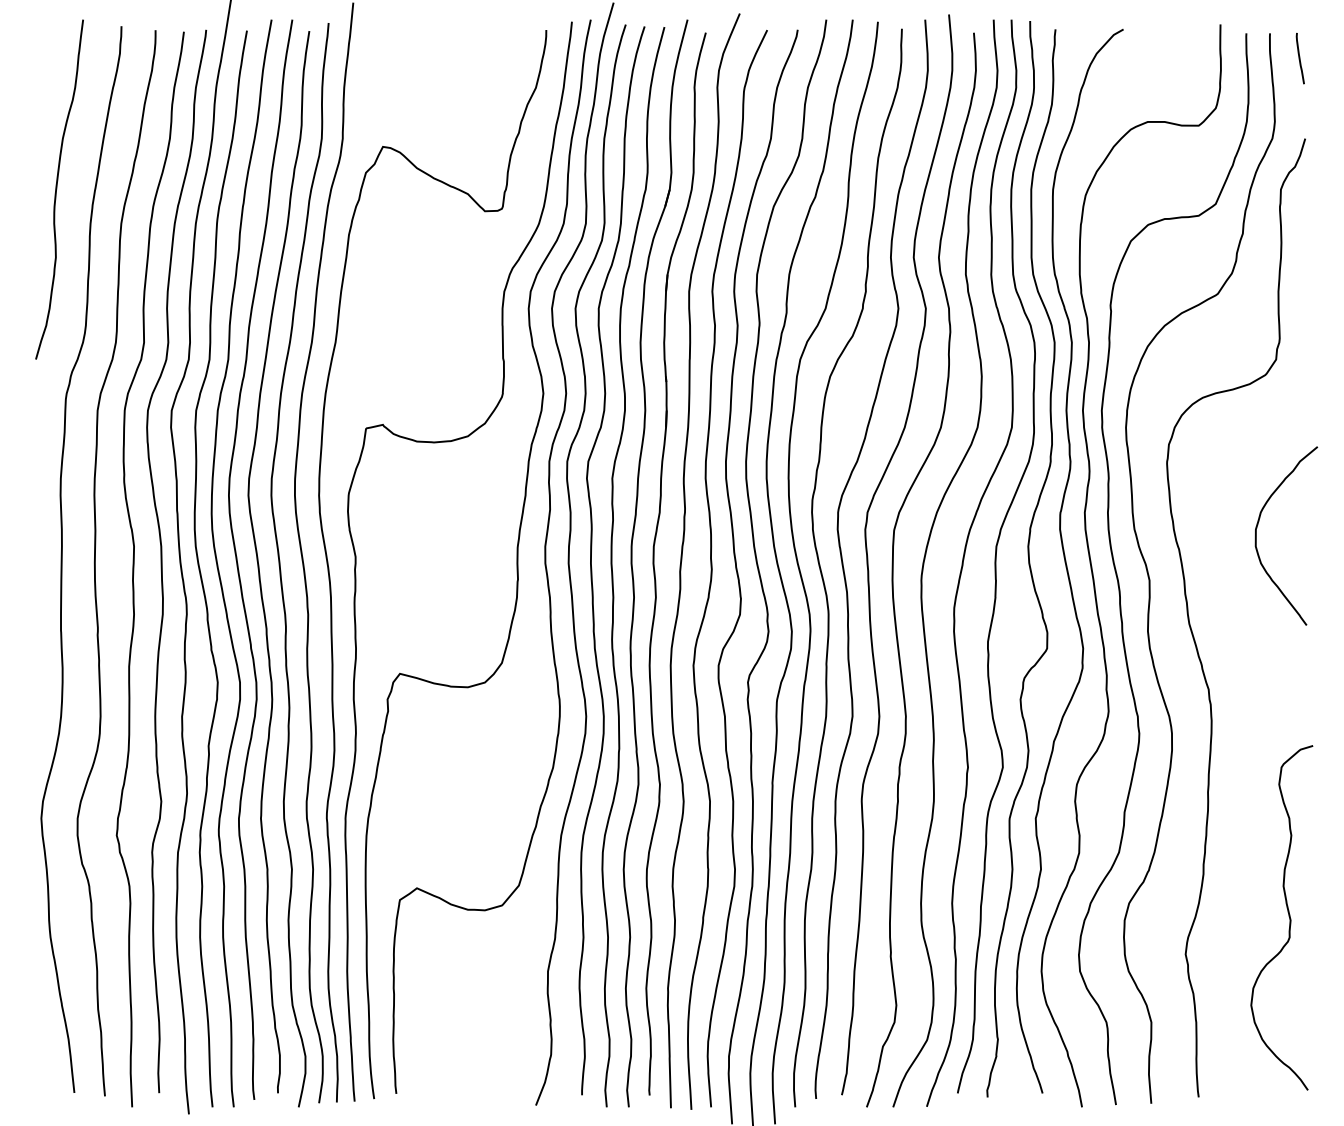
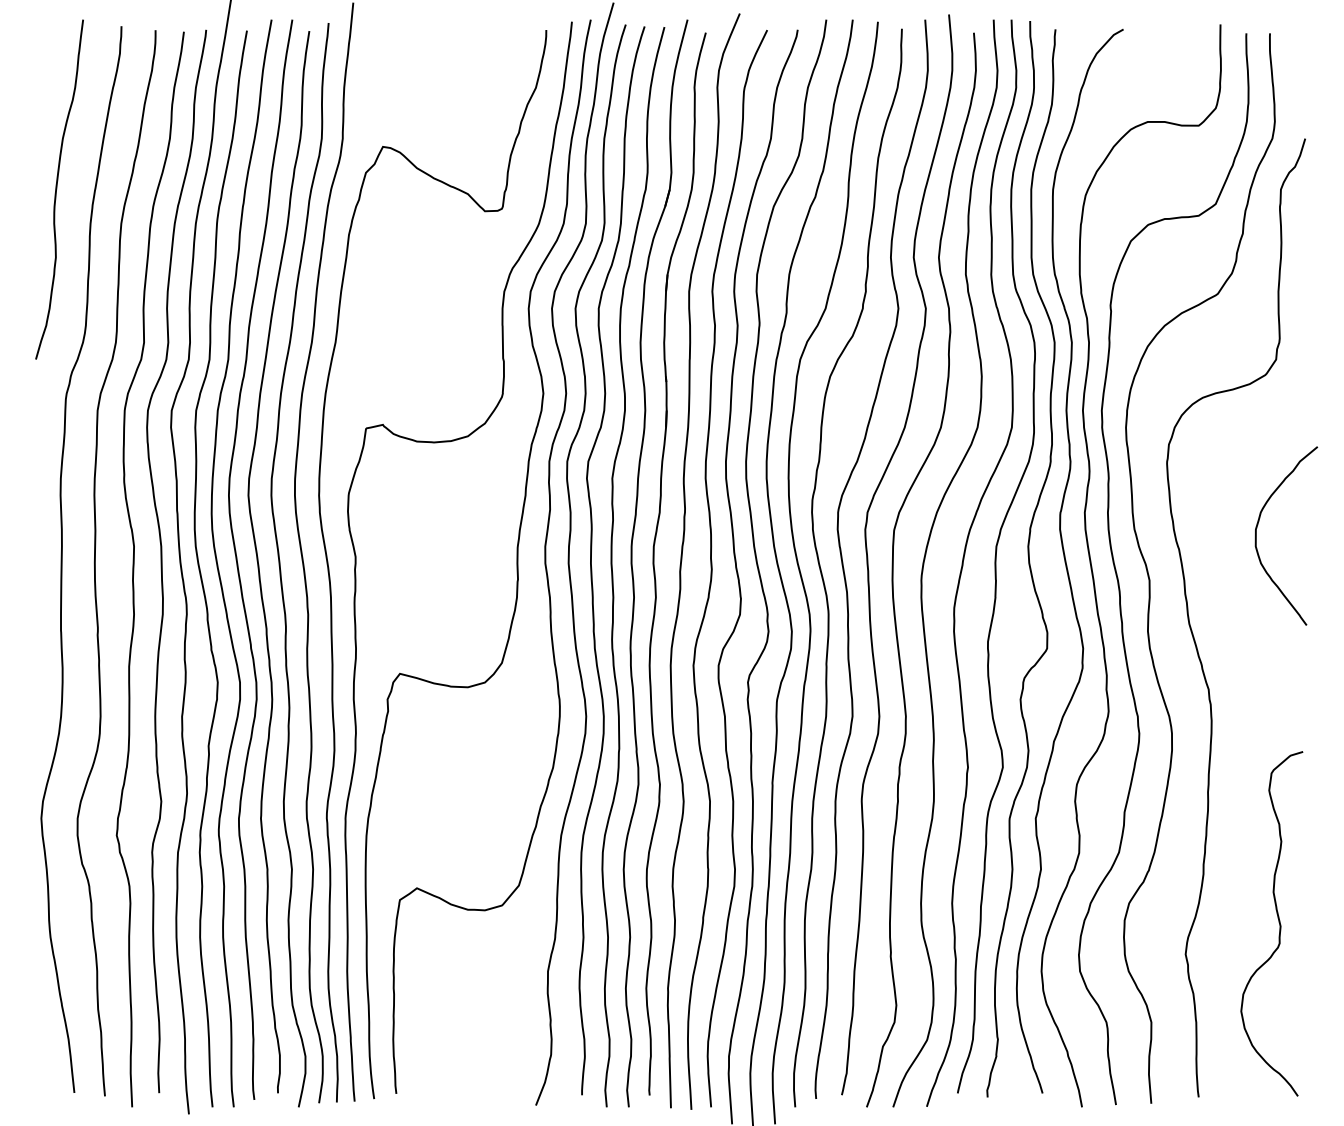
line: present -> none (1299, 58)
curve position: (1288, 916) -> (1278, 922) (1278, 922)
